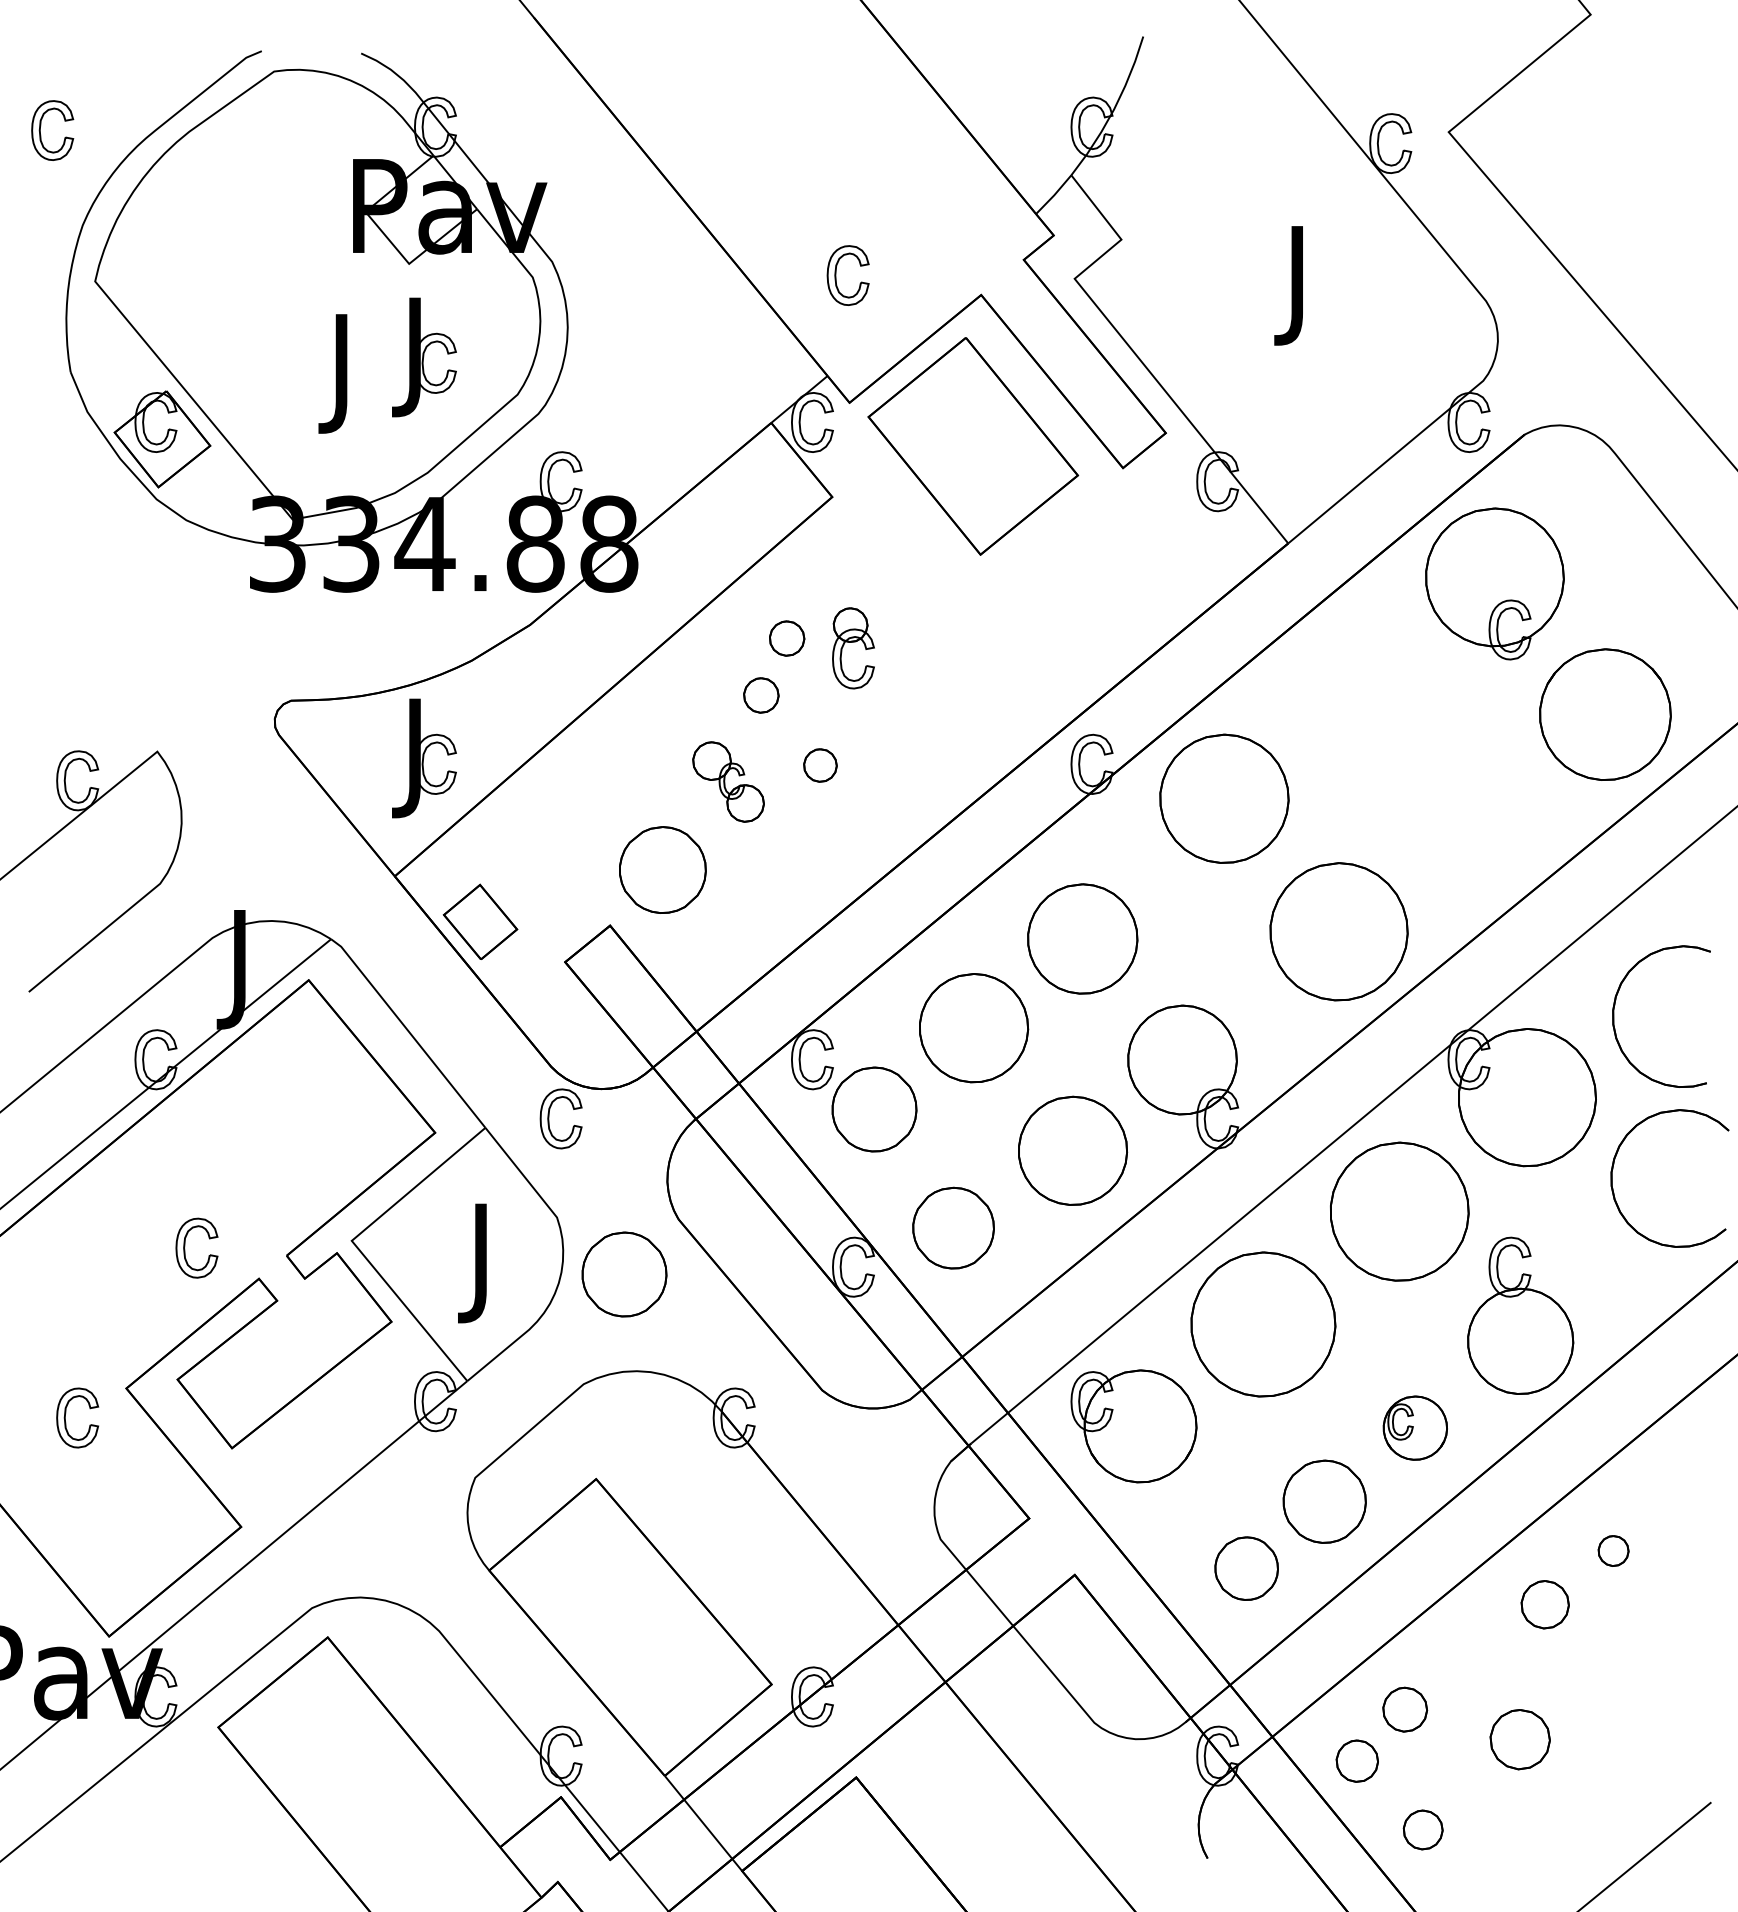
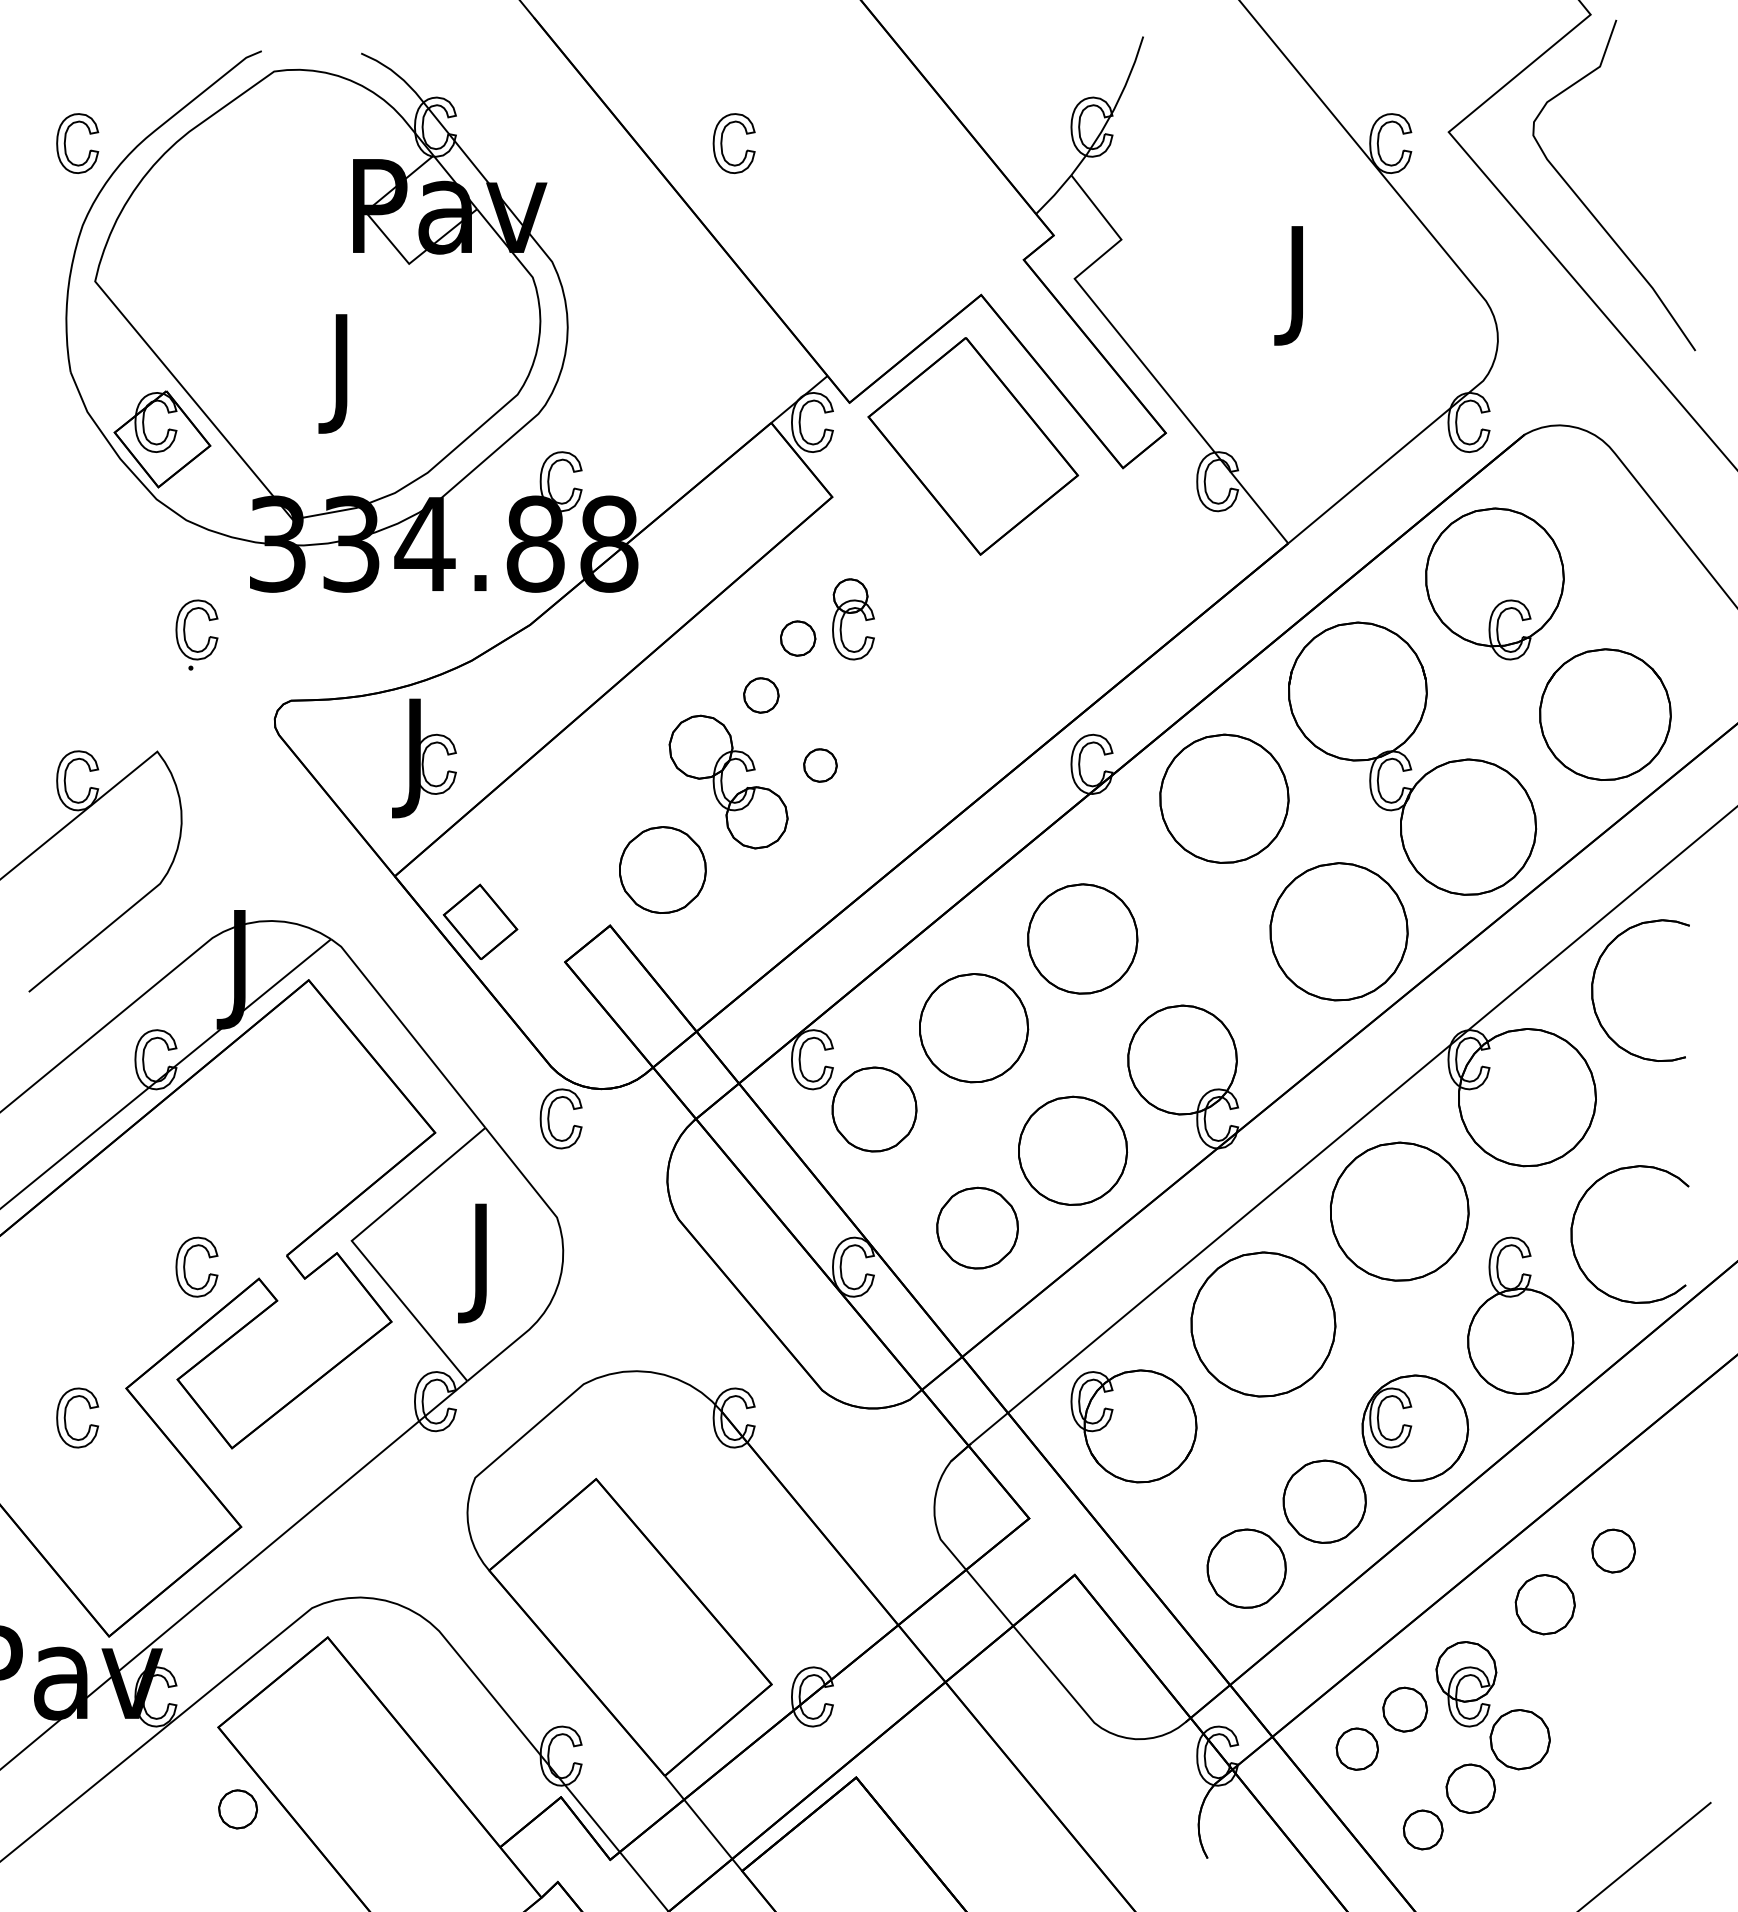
part position: (40, 130) -> (65, 143) (65, 143)
curve: none -> present (1586, 205)
part position: (836, 275) -> (722, 143) (722, 143)
part: present -> none (424, 357)
part: none -> present (185, 634)
part position: (787, 638) -> (798, 638) (798, 638)
part position: (853, 648) -> (853, 619) (853, 619)
part: none -> present (1412, 758)
part size: 73x82 px -> 121x136 px (728, 781)
part position: (1614, 1016) -> (1593, 990) (1593, 990)
part position: (1613, 1169) -> (1573, 1225) (1573, 1225)
part position: (953, 1227) -> (977, 1227) (977, 1227)
part position: (185, 1246) -> (185, 1265) (185, 1265)
part: present -> none (624, 1274)
part size: 66x66 px -> 109x108 px (1415, 1427)
part size: 33x32 px -> 45x46 px (1613, 1550)
part size: 65x65 px -> 81x81 px (1246, 1568)
part size: 50x50 px -> 62x62 px (1544, 1604)
part: none -> present (1466, 1684)
part position: (1356, 1760) -> (1356, 1748) (1356, 1748)
part: none -> present (1470, 1788)
part: none -> present (237, 1809)
